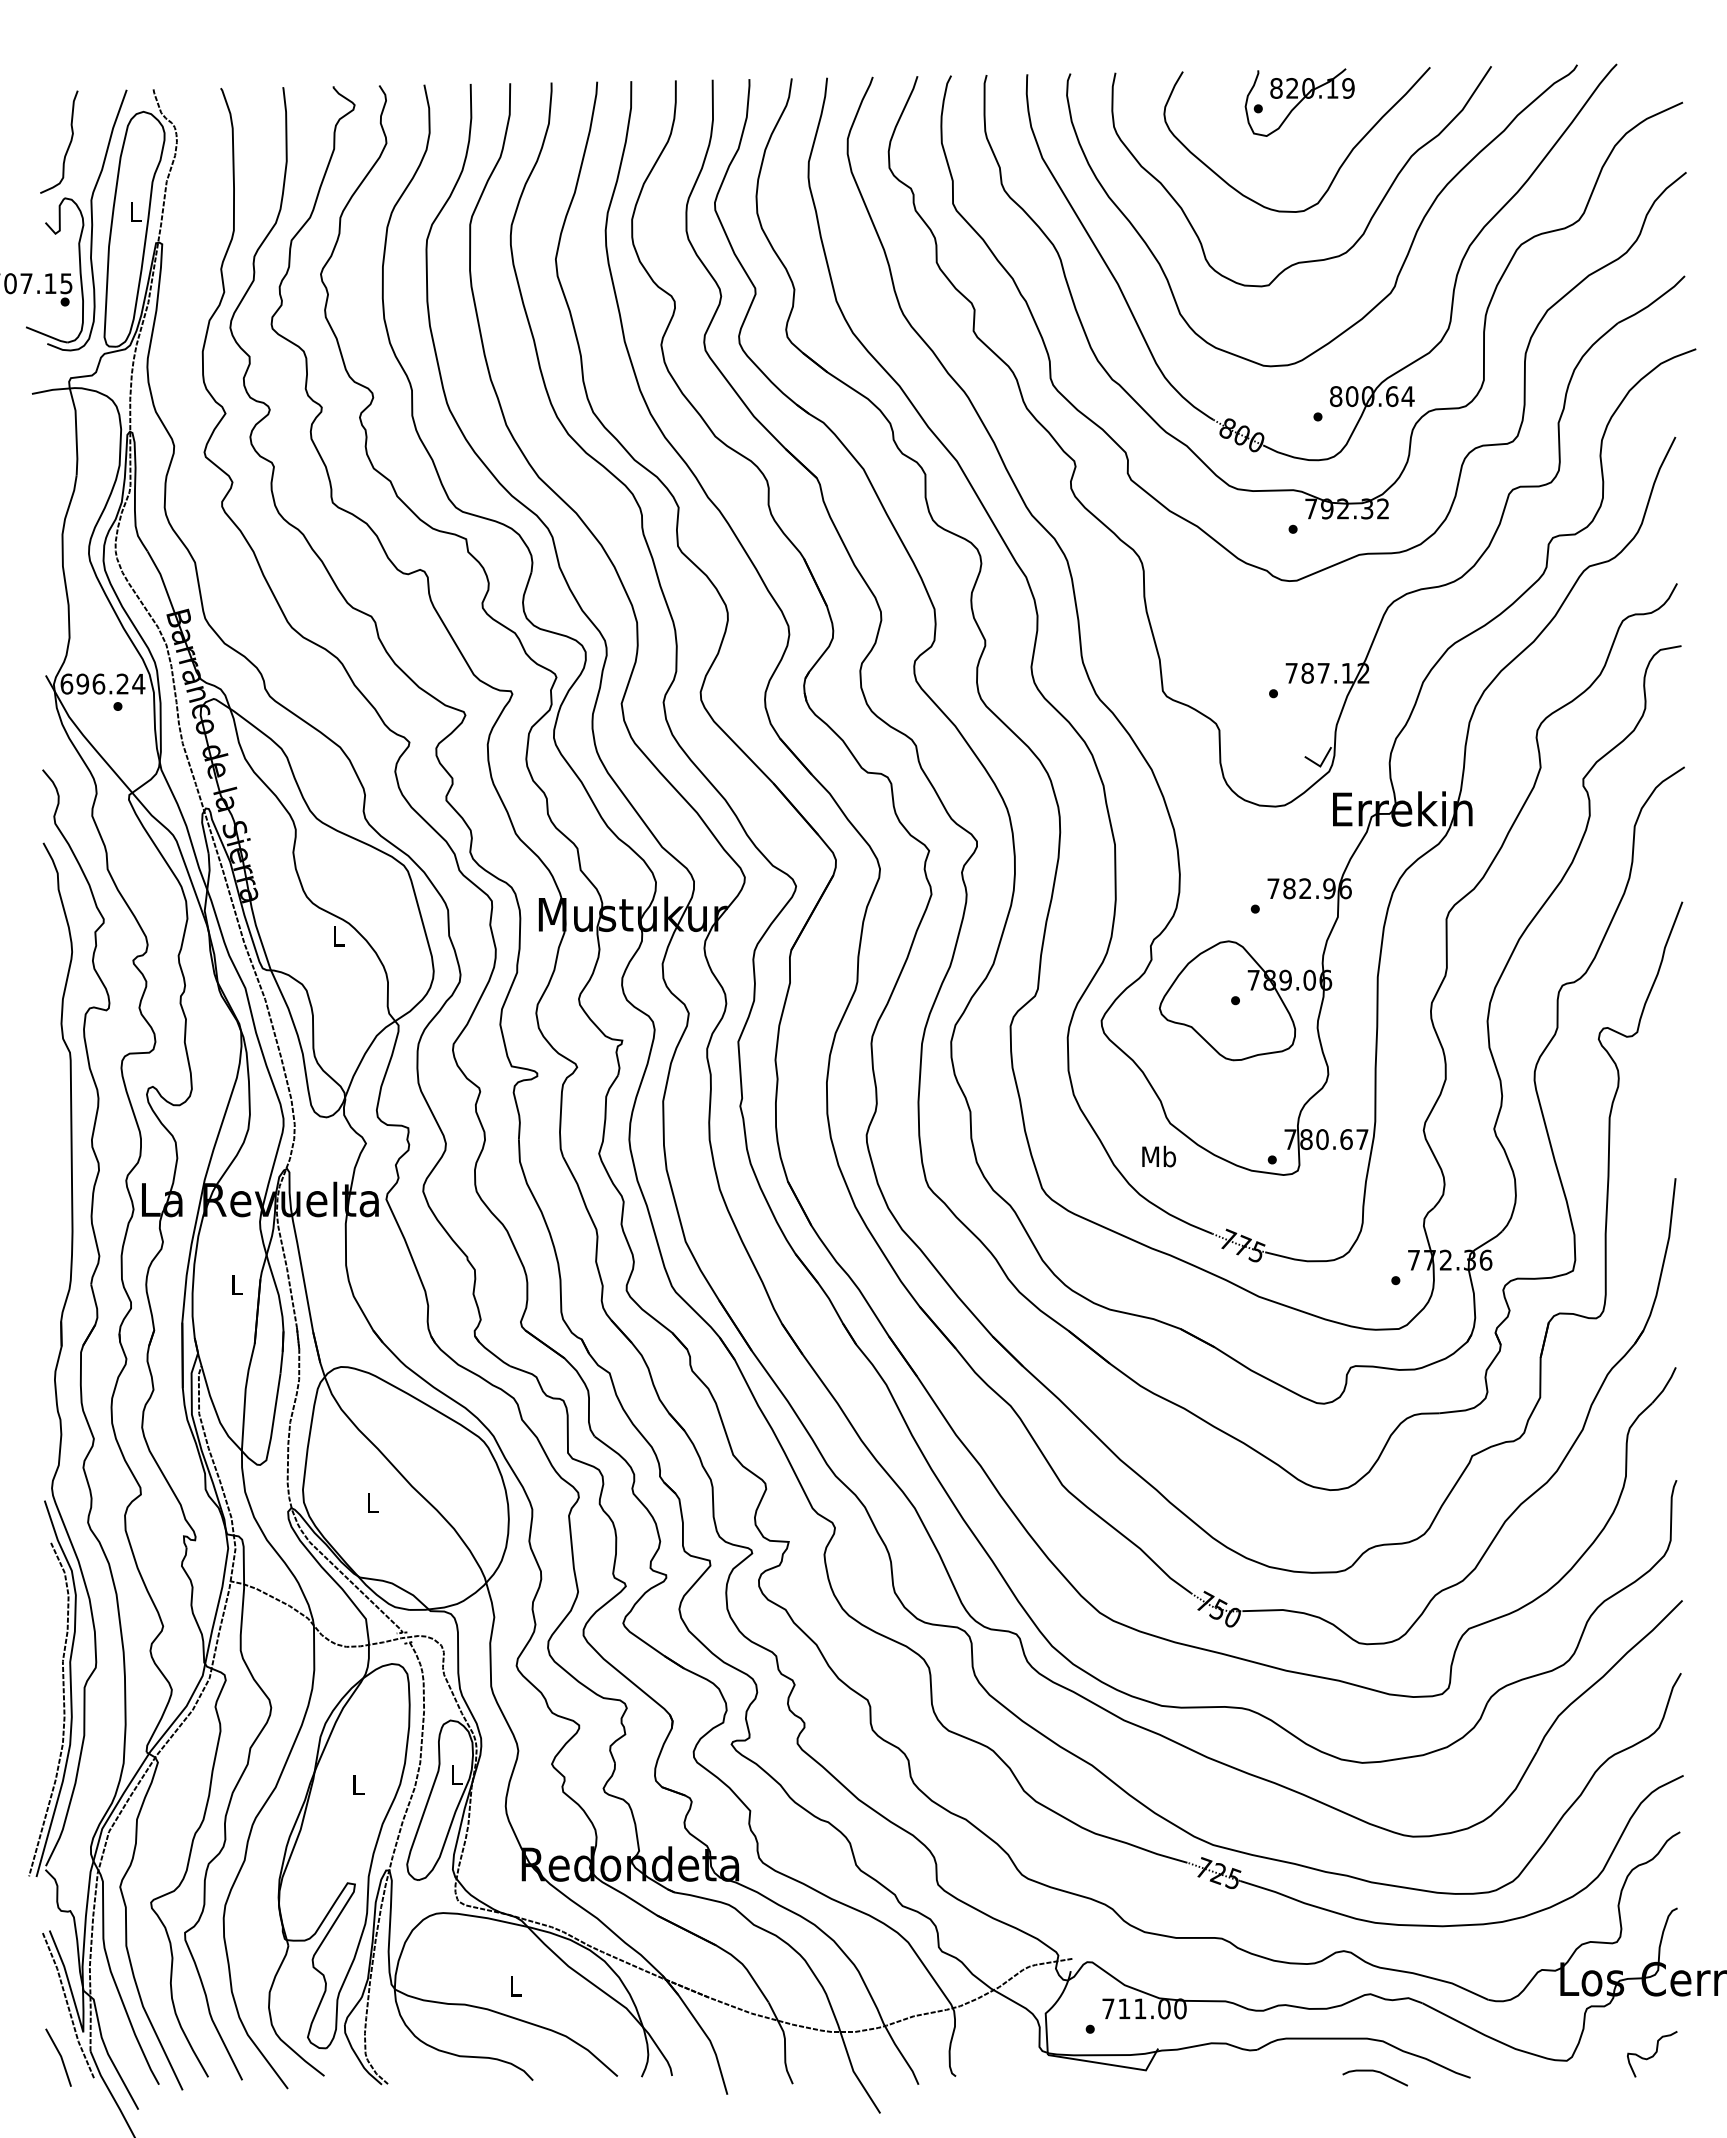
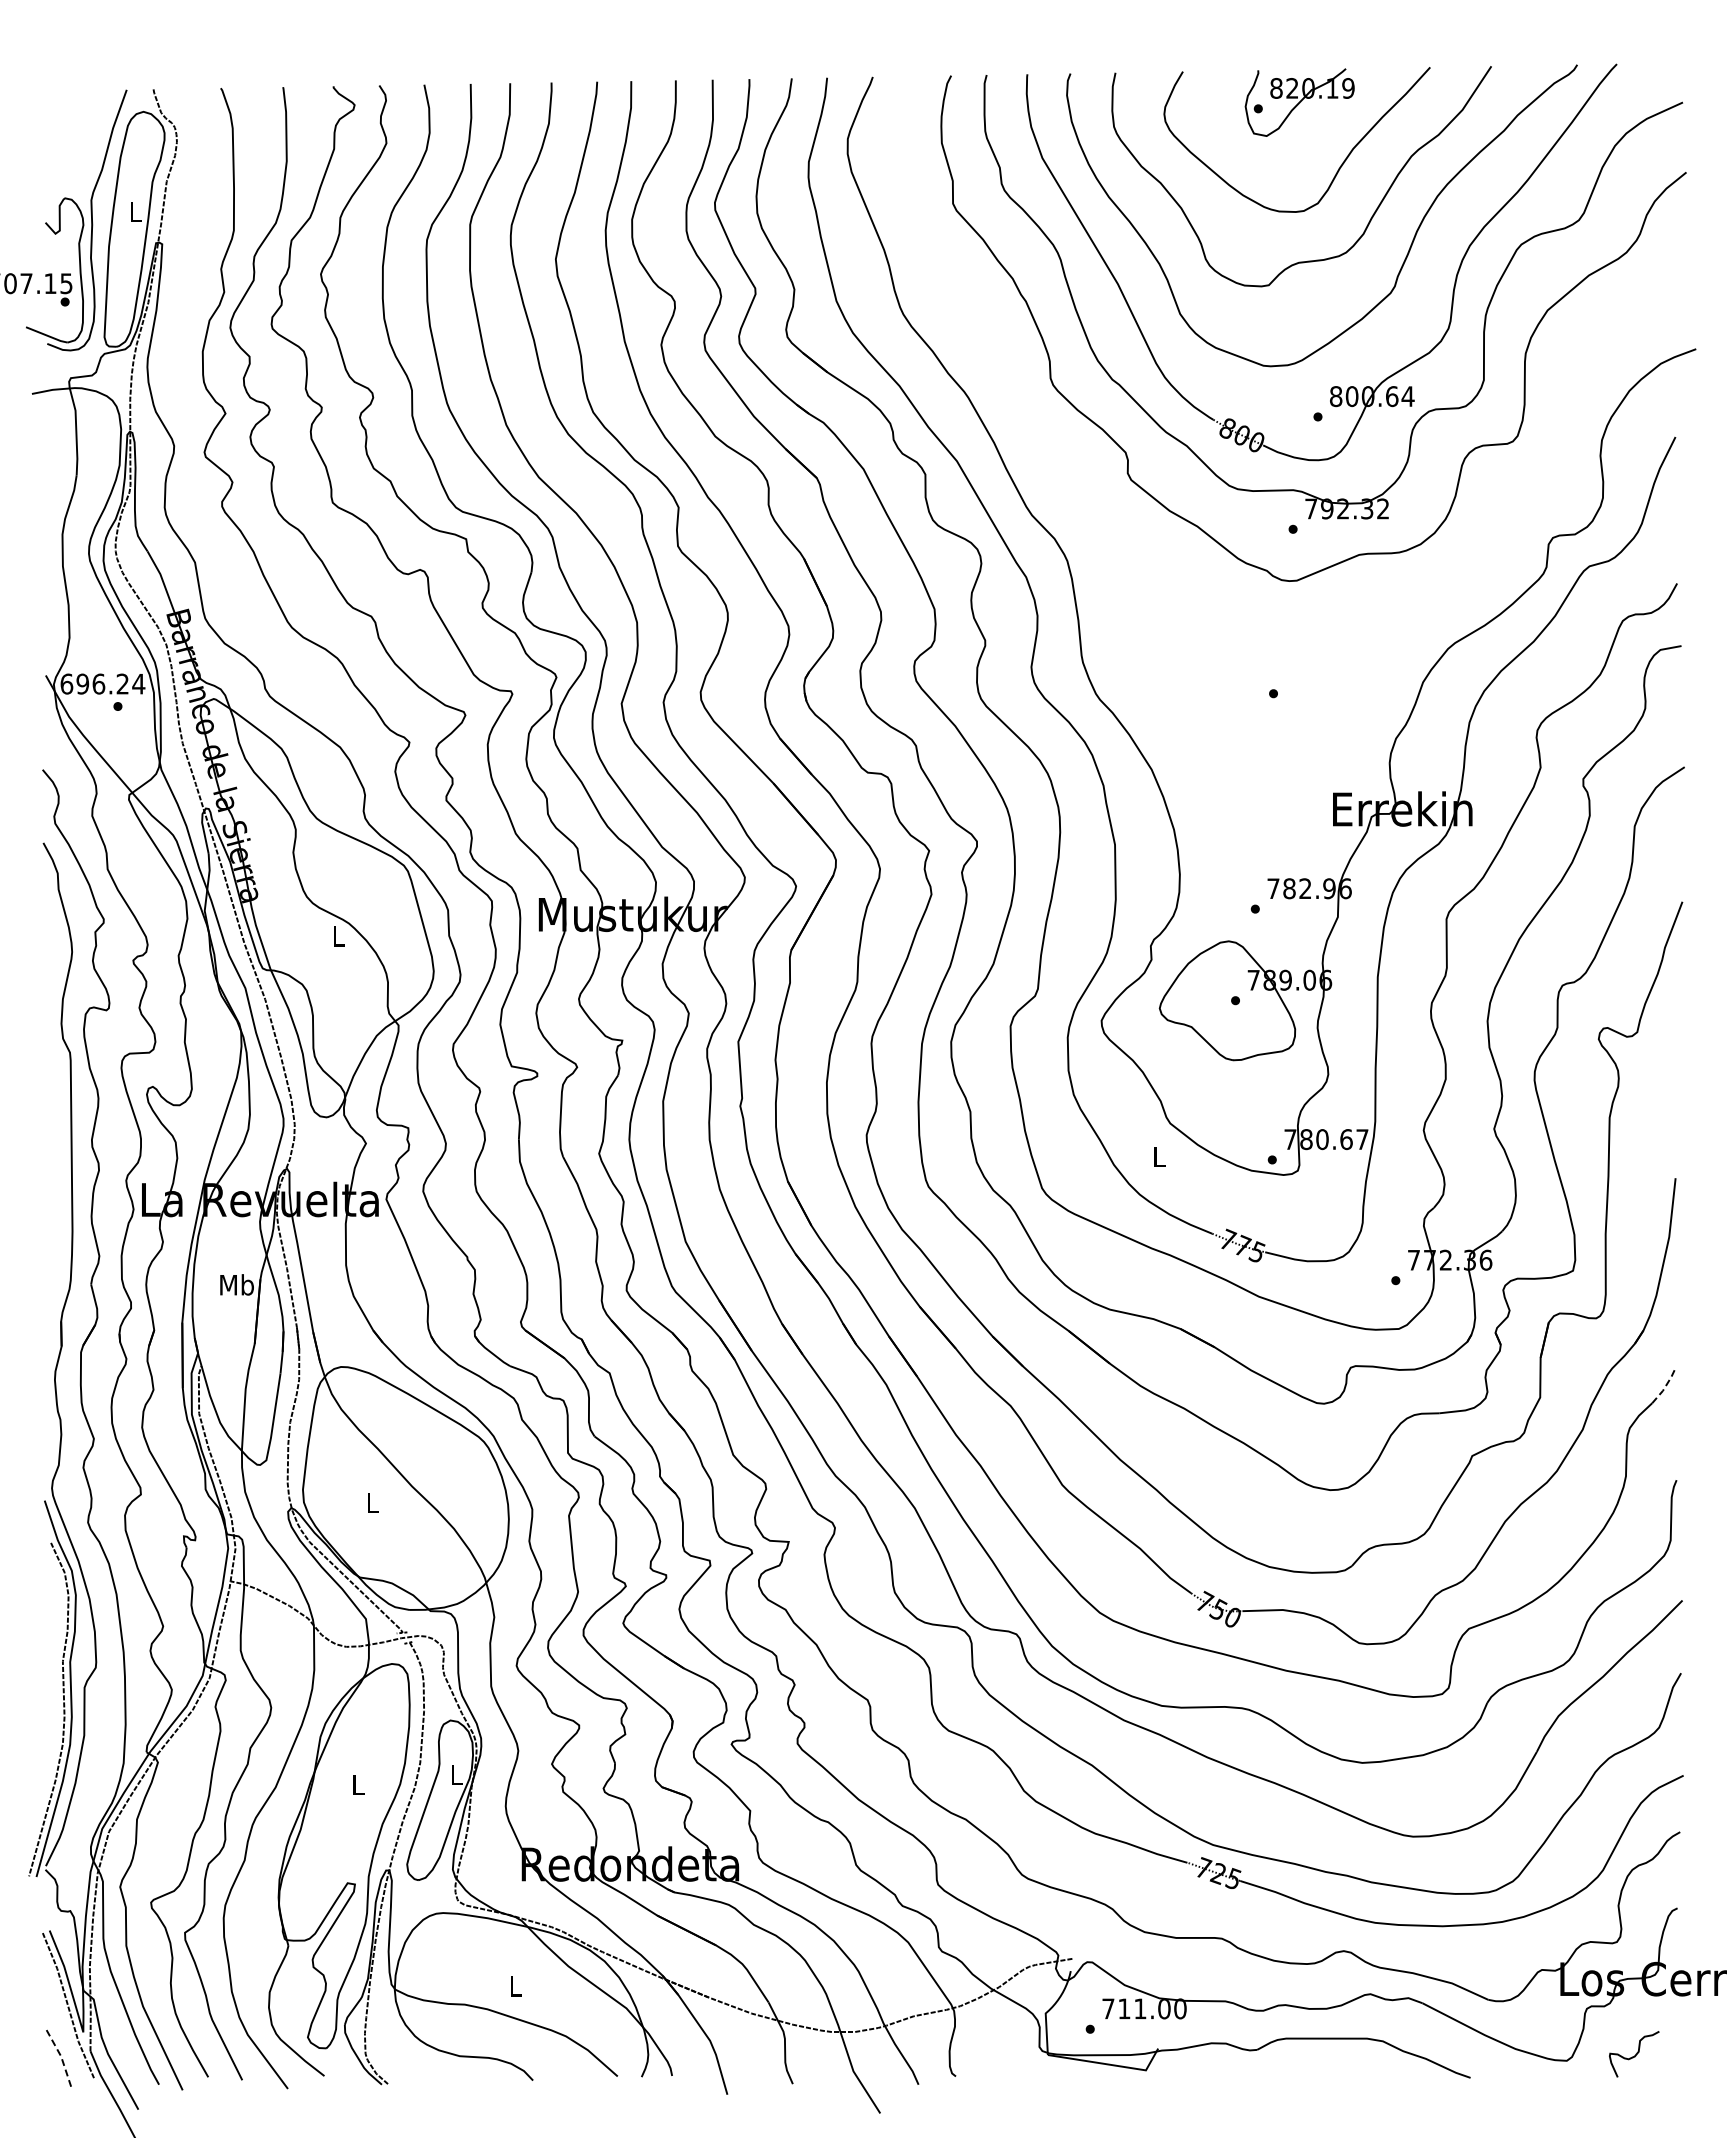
curve: present -> none (68, 145)
part: present -> none (1139, 555)
text: Mb -> L (1159, 1156)
text: L -> Mb (236, 1284)
line: solid -> dashed (1665, 1386)
curve position: (1653, 2054) -> (1635, 2054) (1635, 2054)
line: solid -> dashed (61, 2056)
curve: present -> none (1375, 2072)
